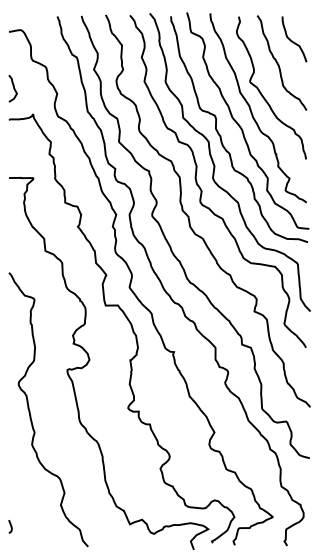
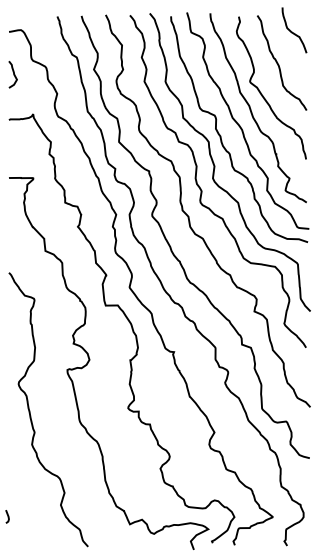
curve position: (292, 40) -> (292, 31) (292, 31)
curve position: (13, 88) -> (13, 74) (13, 74)
line position: (10, 526) -> (7, 516) (7, 516)
